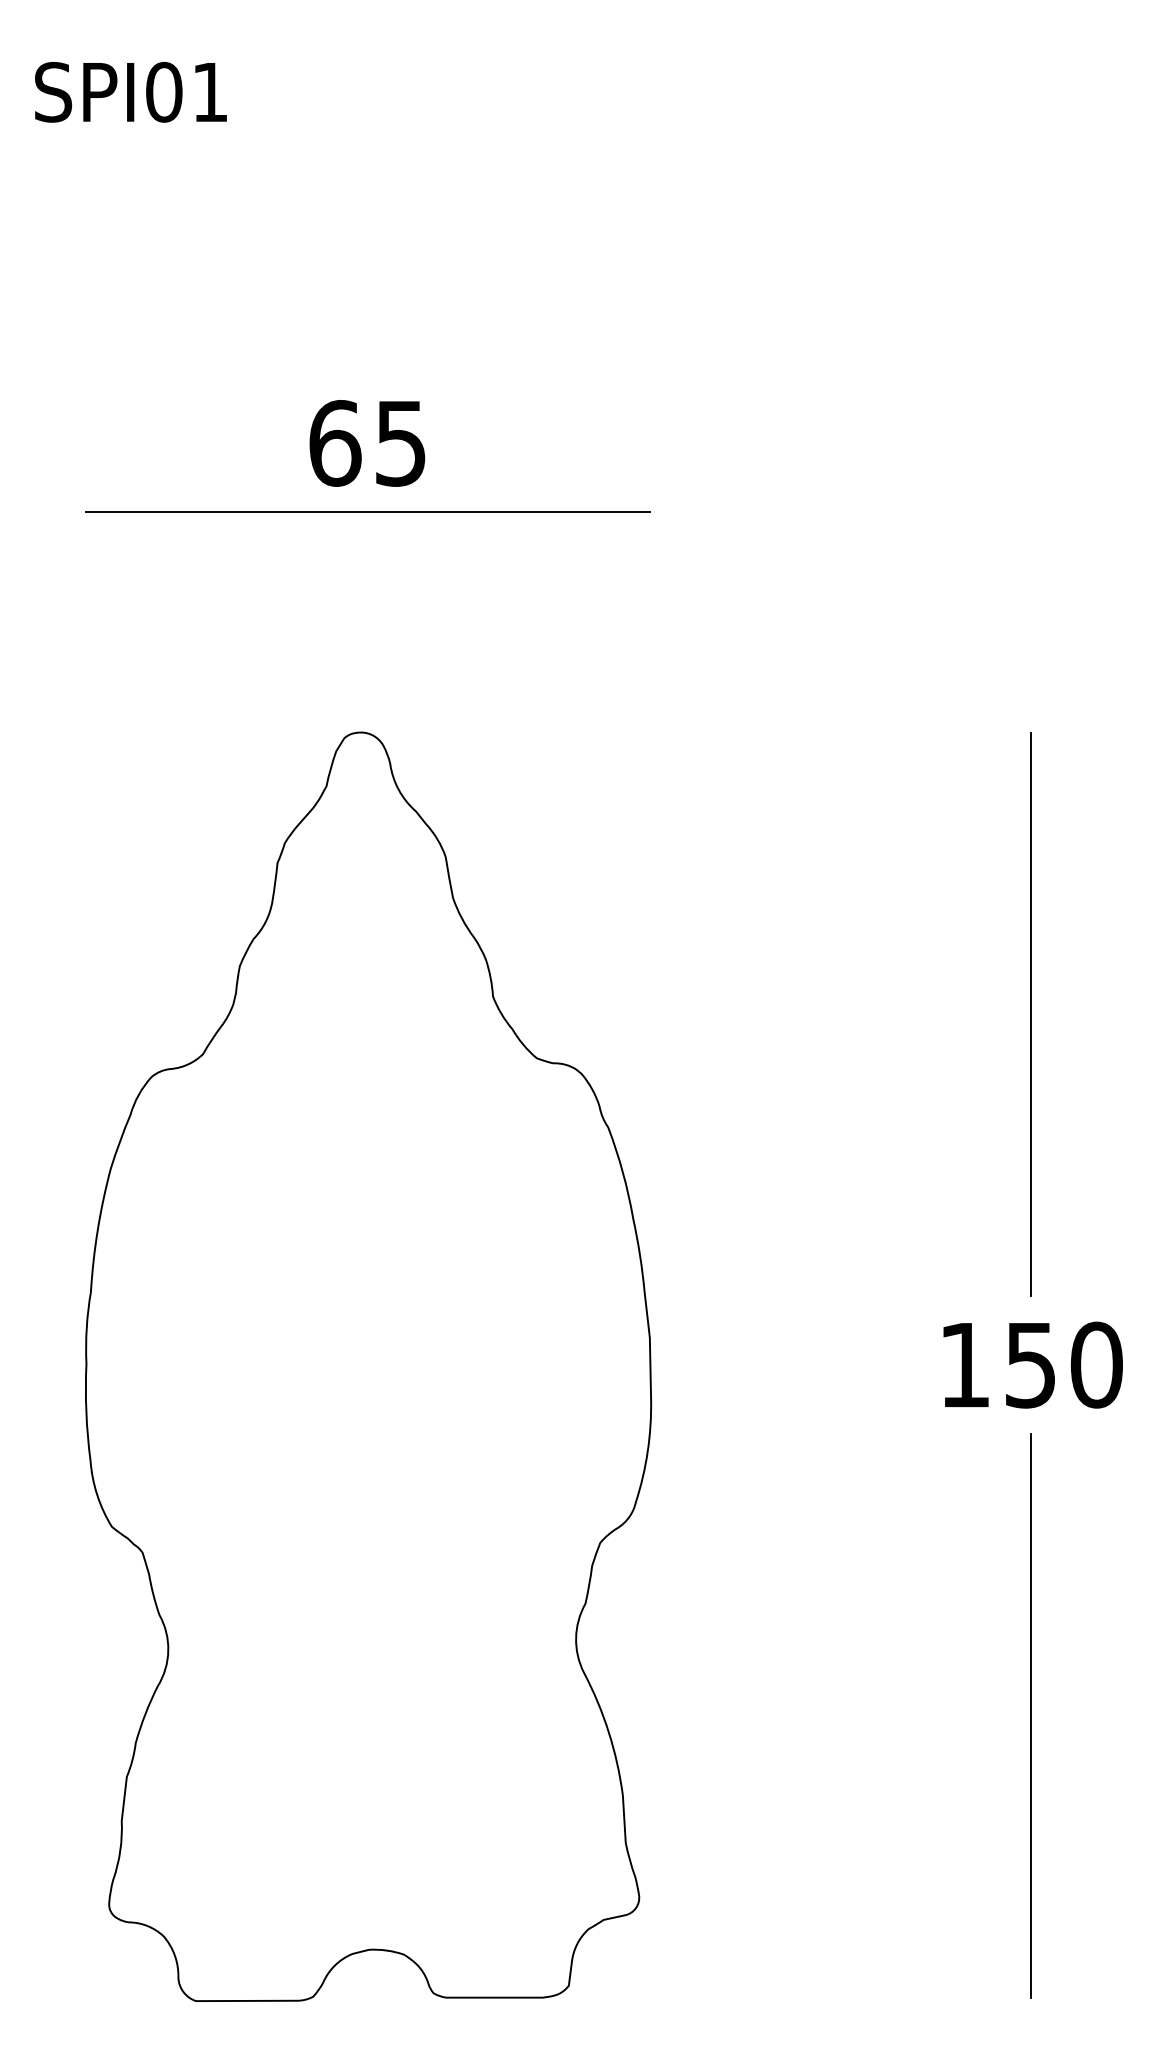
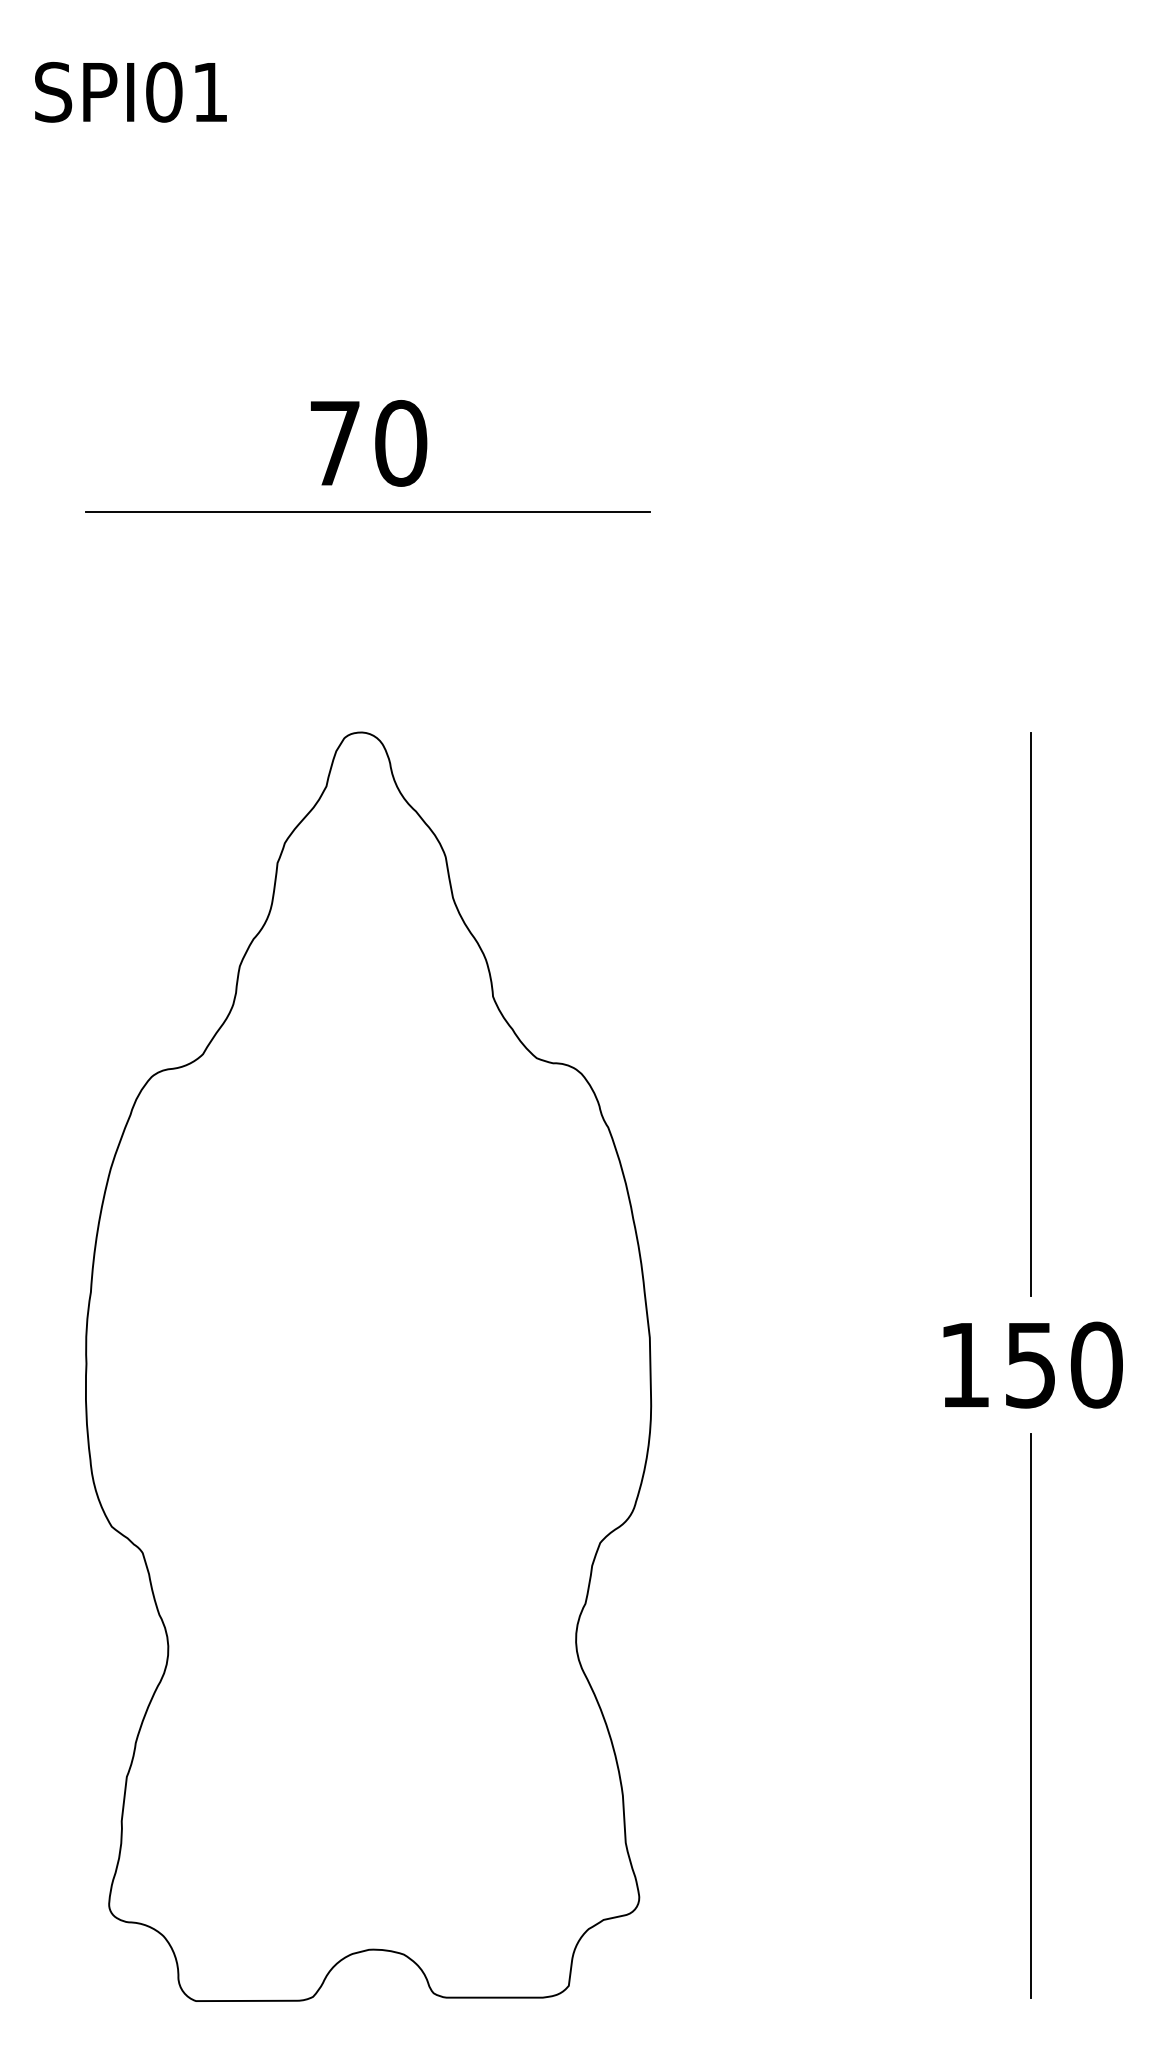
text: 65 -> 70 (368, 443)
